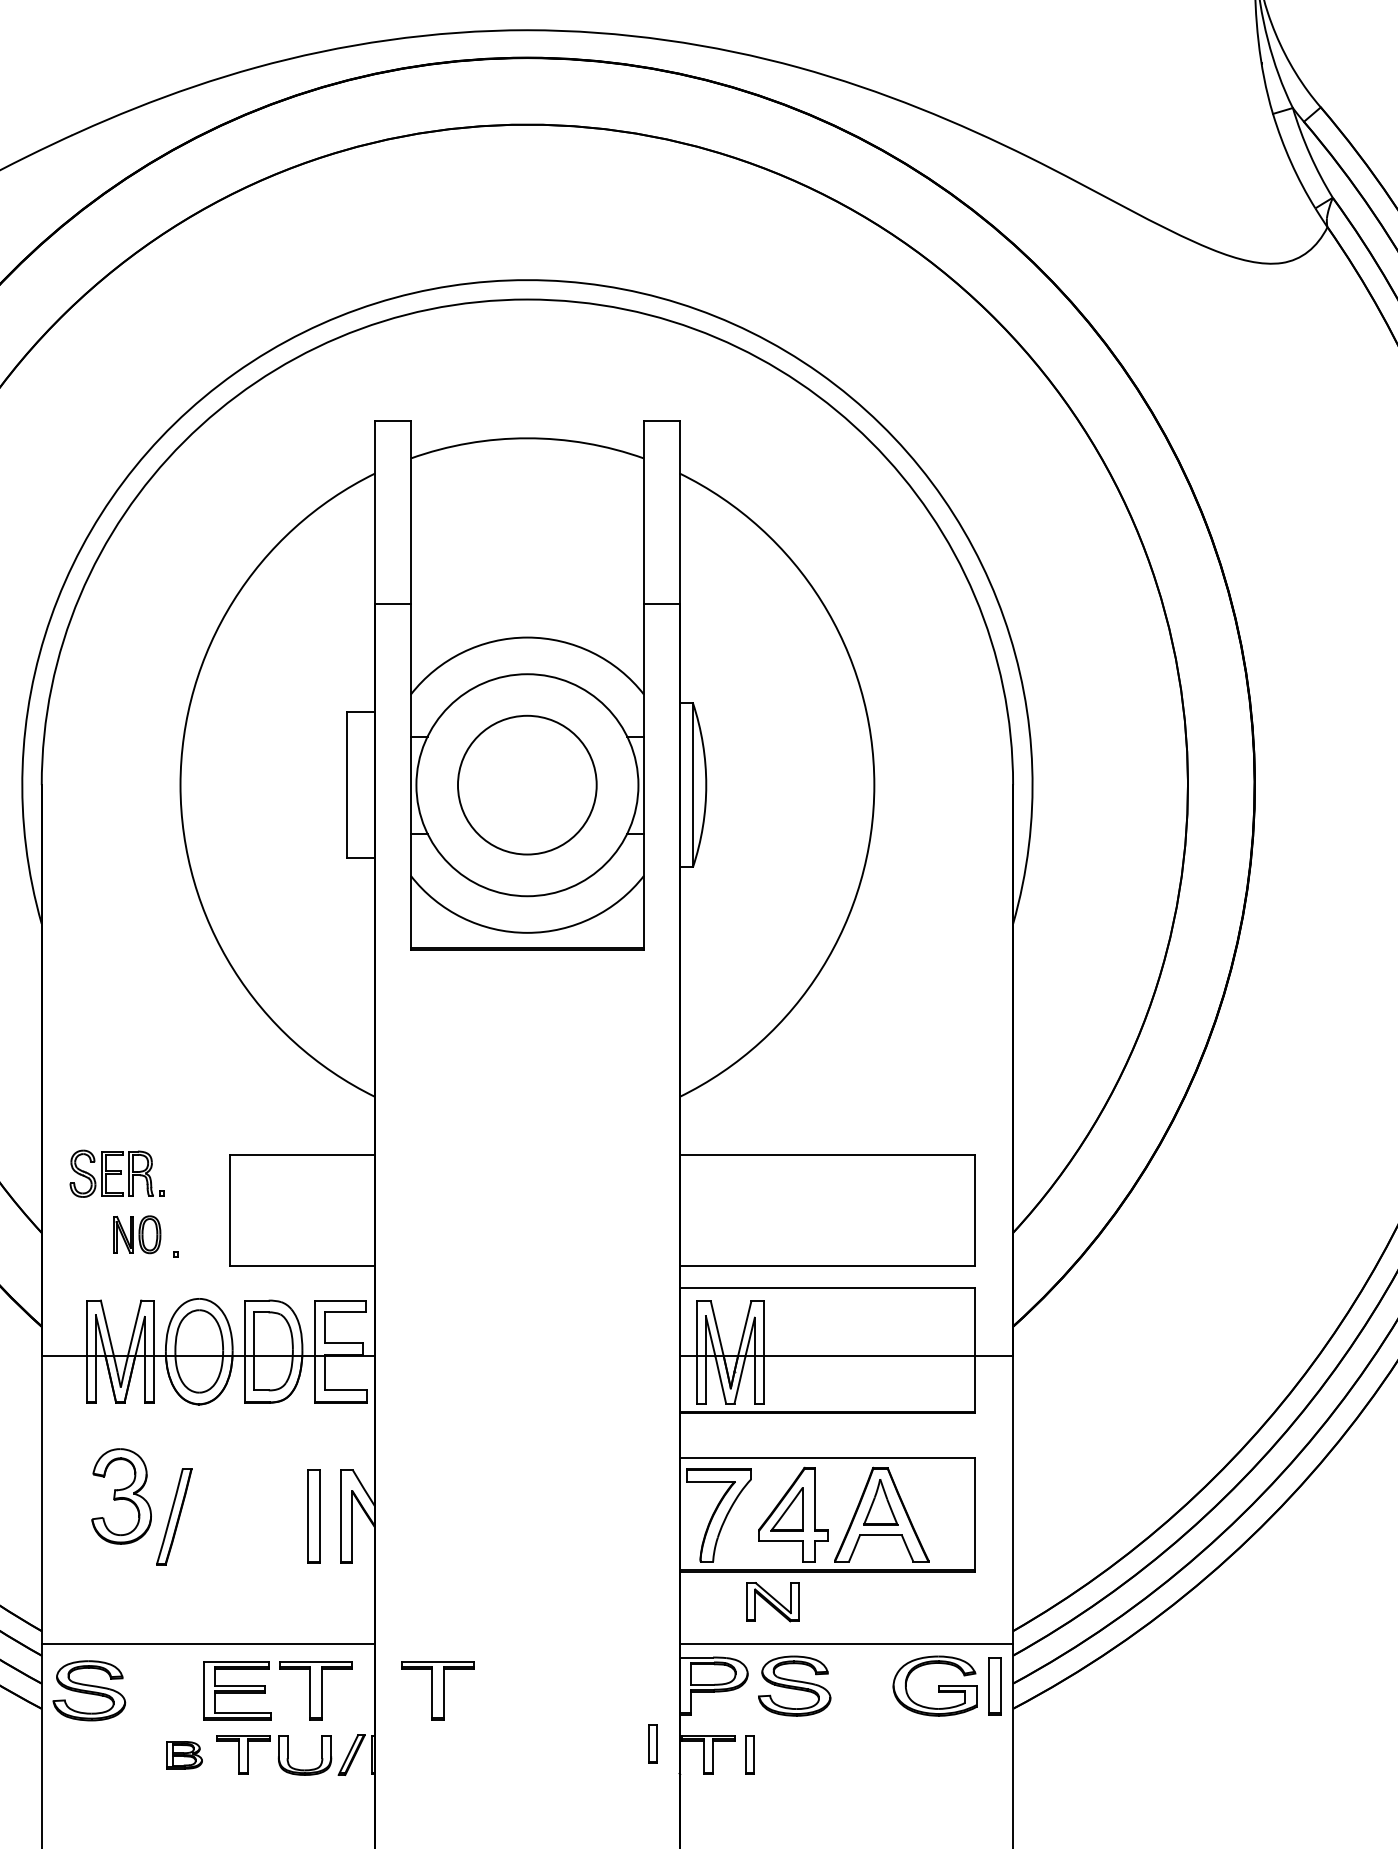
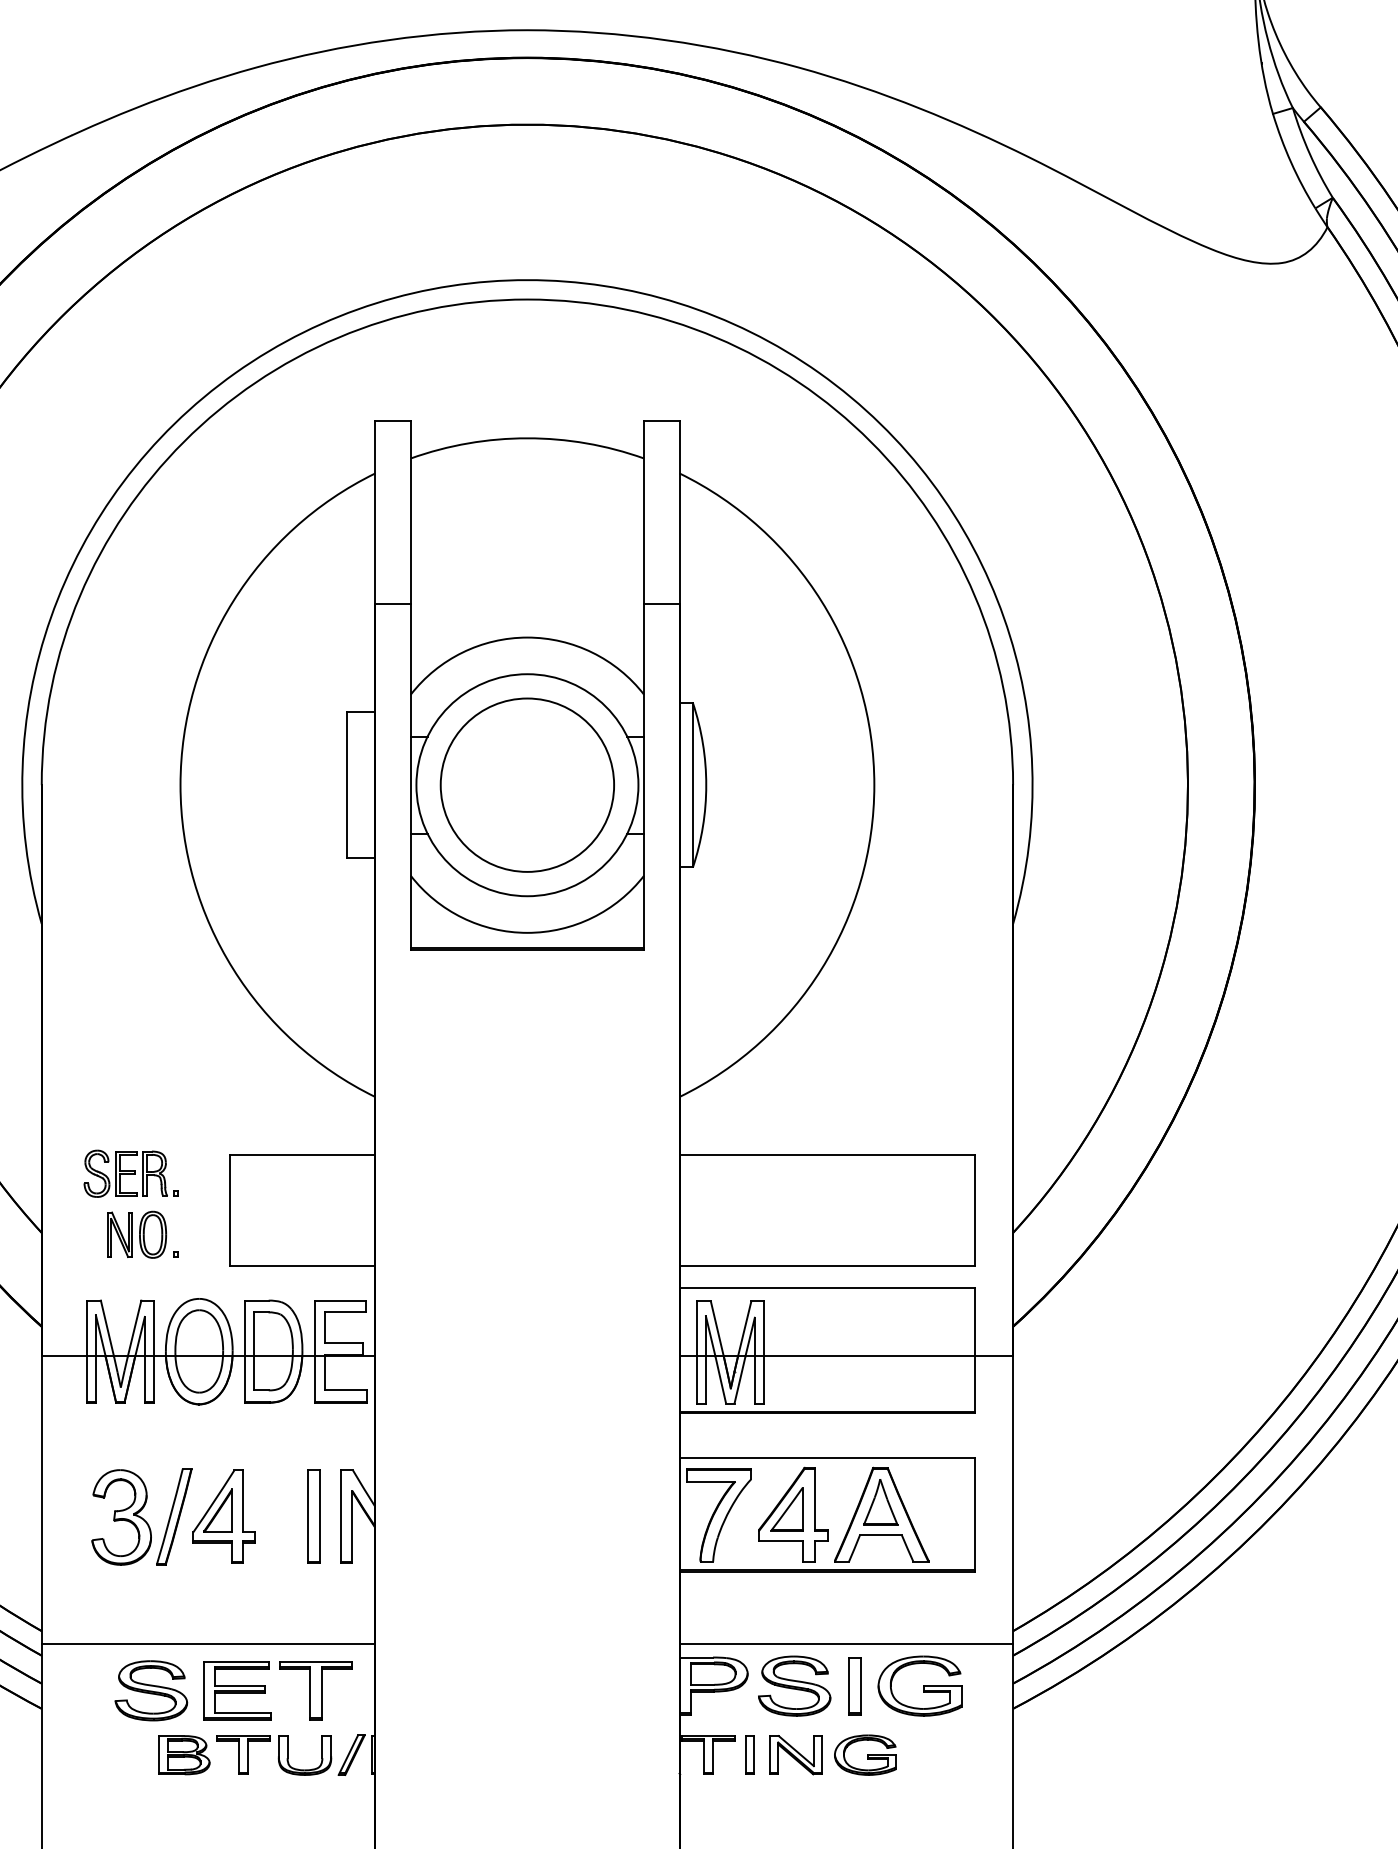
circle size: 141x142 px -> 176x176 px (526, 784)
part position: (116, 1173) -> (130, 1173) (130, 1173)
part size: 49x40 px -> 61x49 px (137, 1234)
part position: (121, 1496) -> (121, 1517) (121, 1517)
part: none -> present (223, 1516)
part position: (772, 1602) -> (795, 1755) (795, 1755)
part position: (934, 1685) -> (919, 1685) (919, 1685)
part position: (994, 1686) -> (854, 1686) (854, 1686)
part position: (89, 1690) -> (151, 1690) (151, 1690)
part: present -> none (437, 1690)
part: present -> none (652, 1743)
part: none -> present (865, 1754)
part size: 37x29 px -> 53x41 px (184, 1755)
